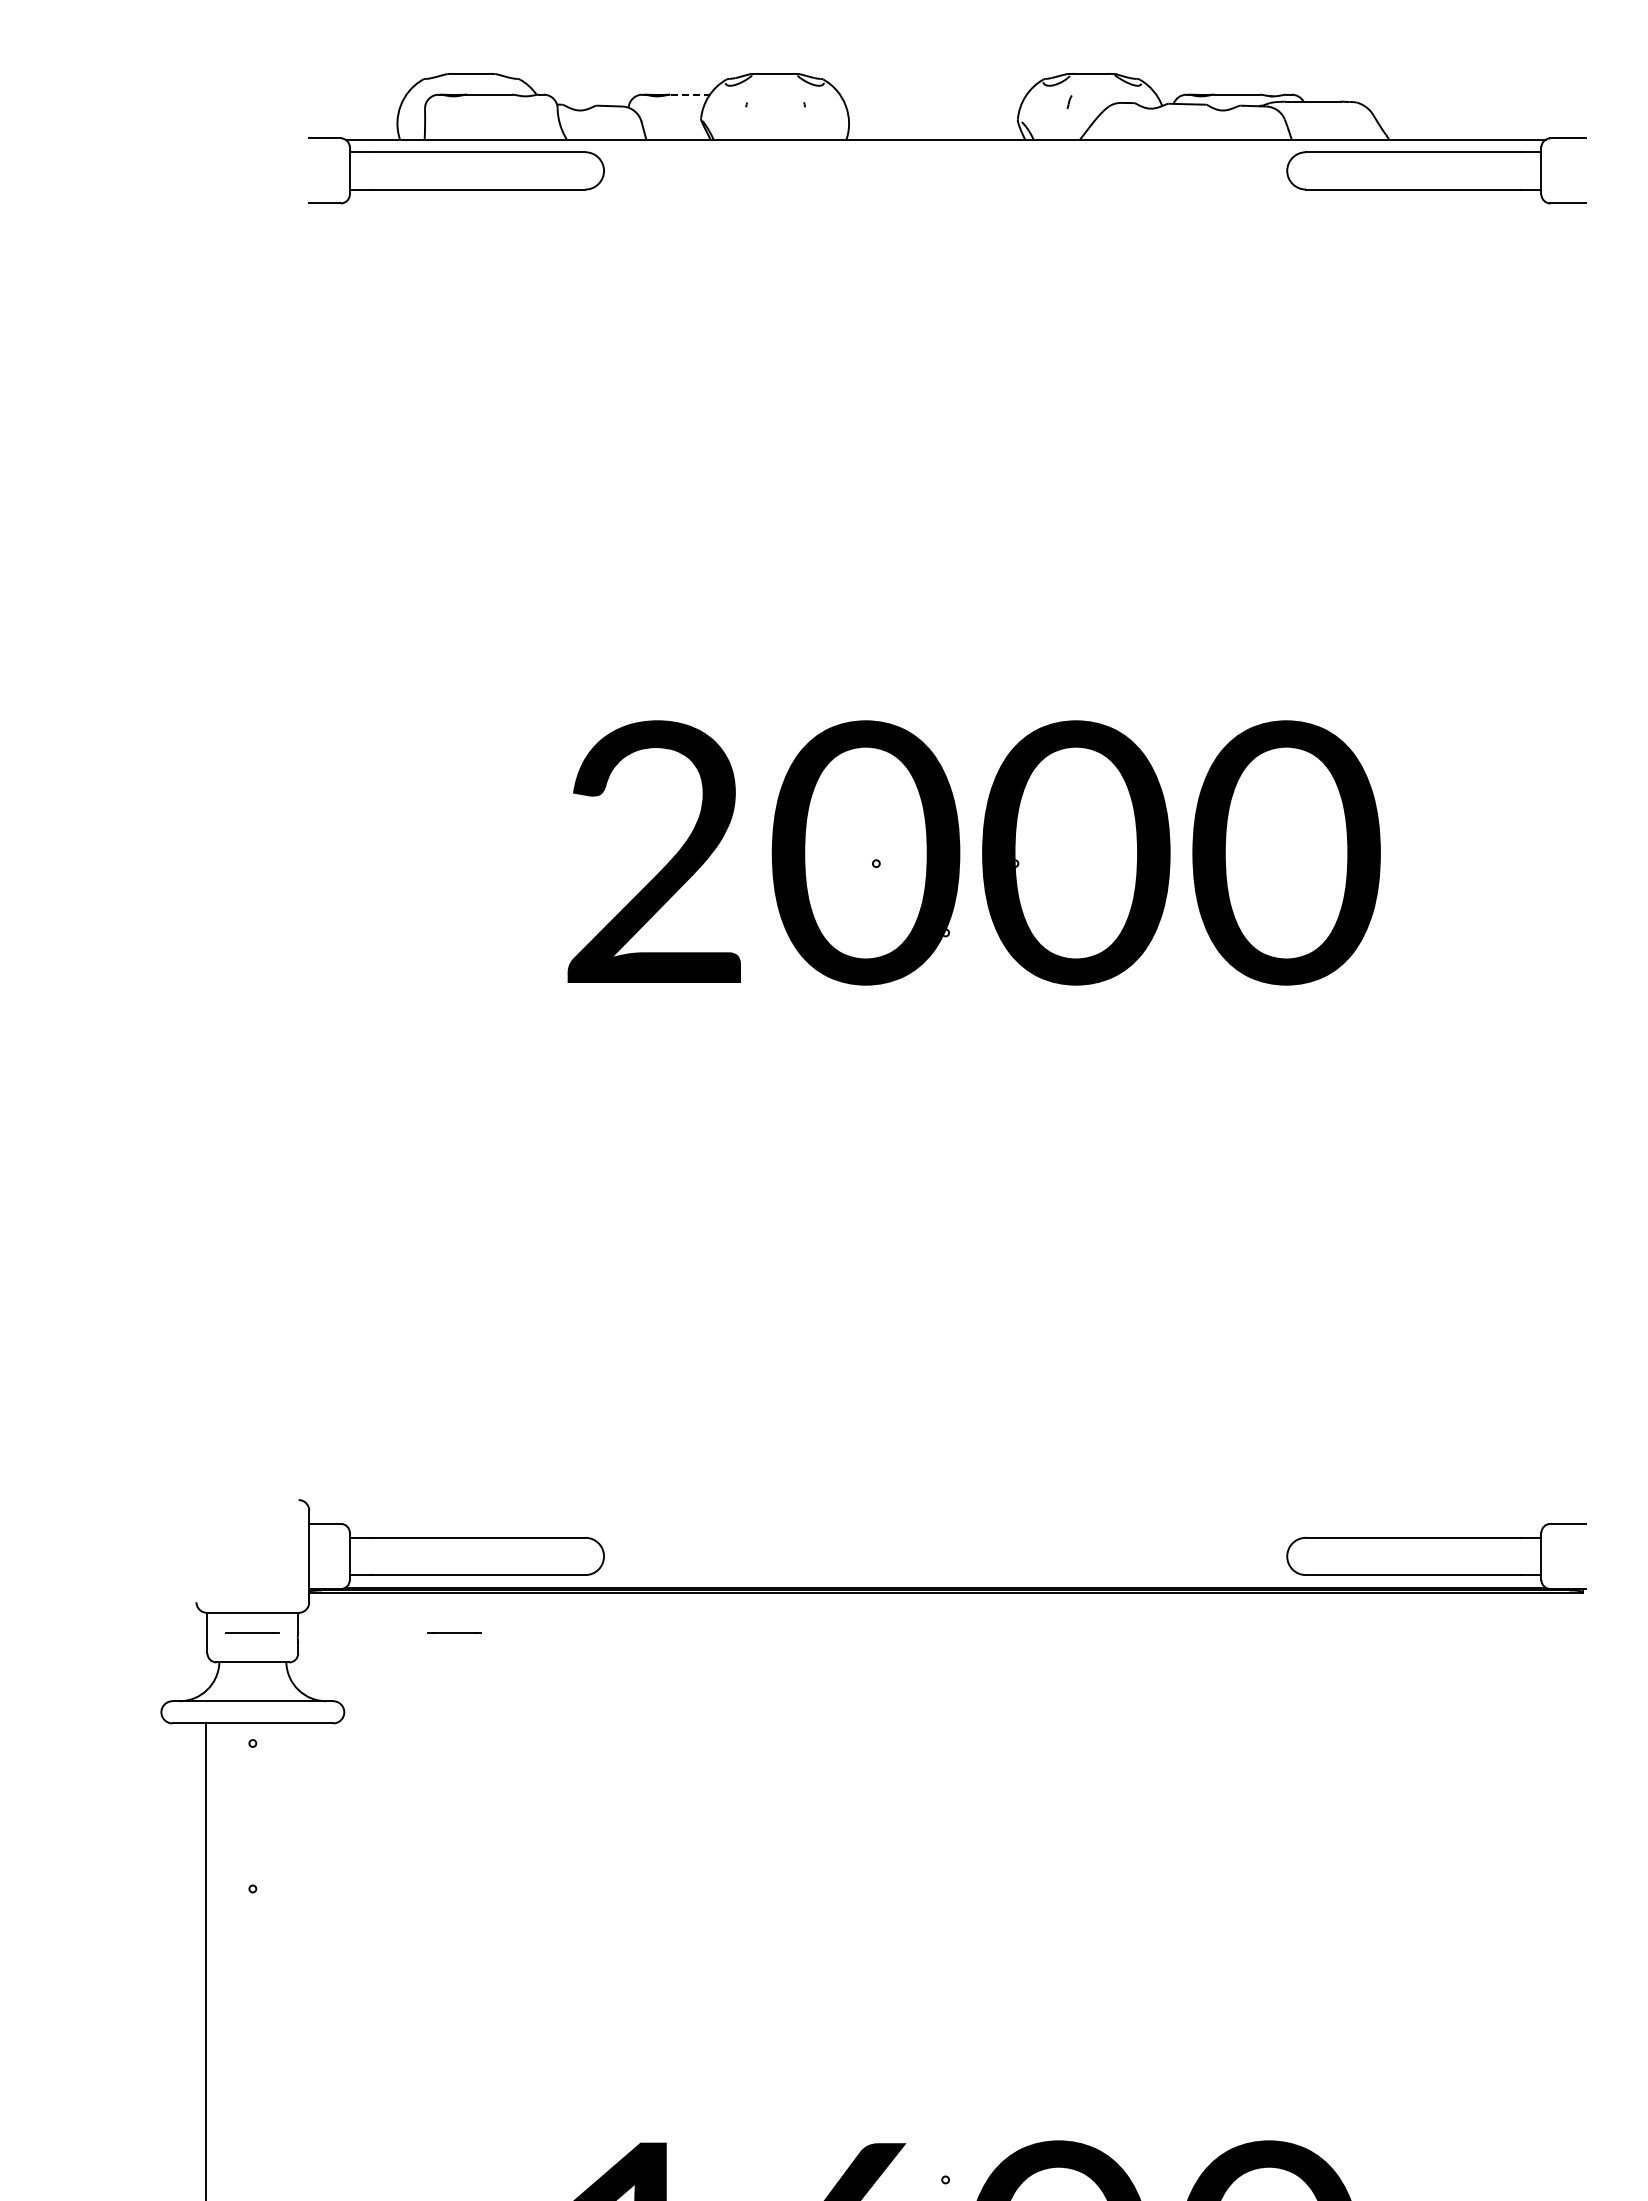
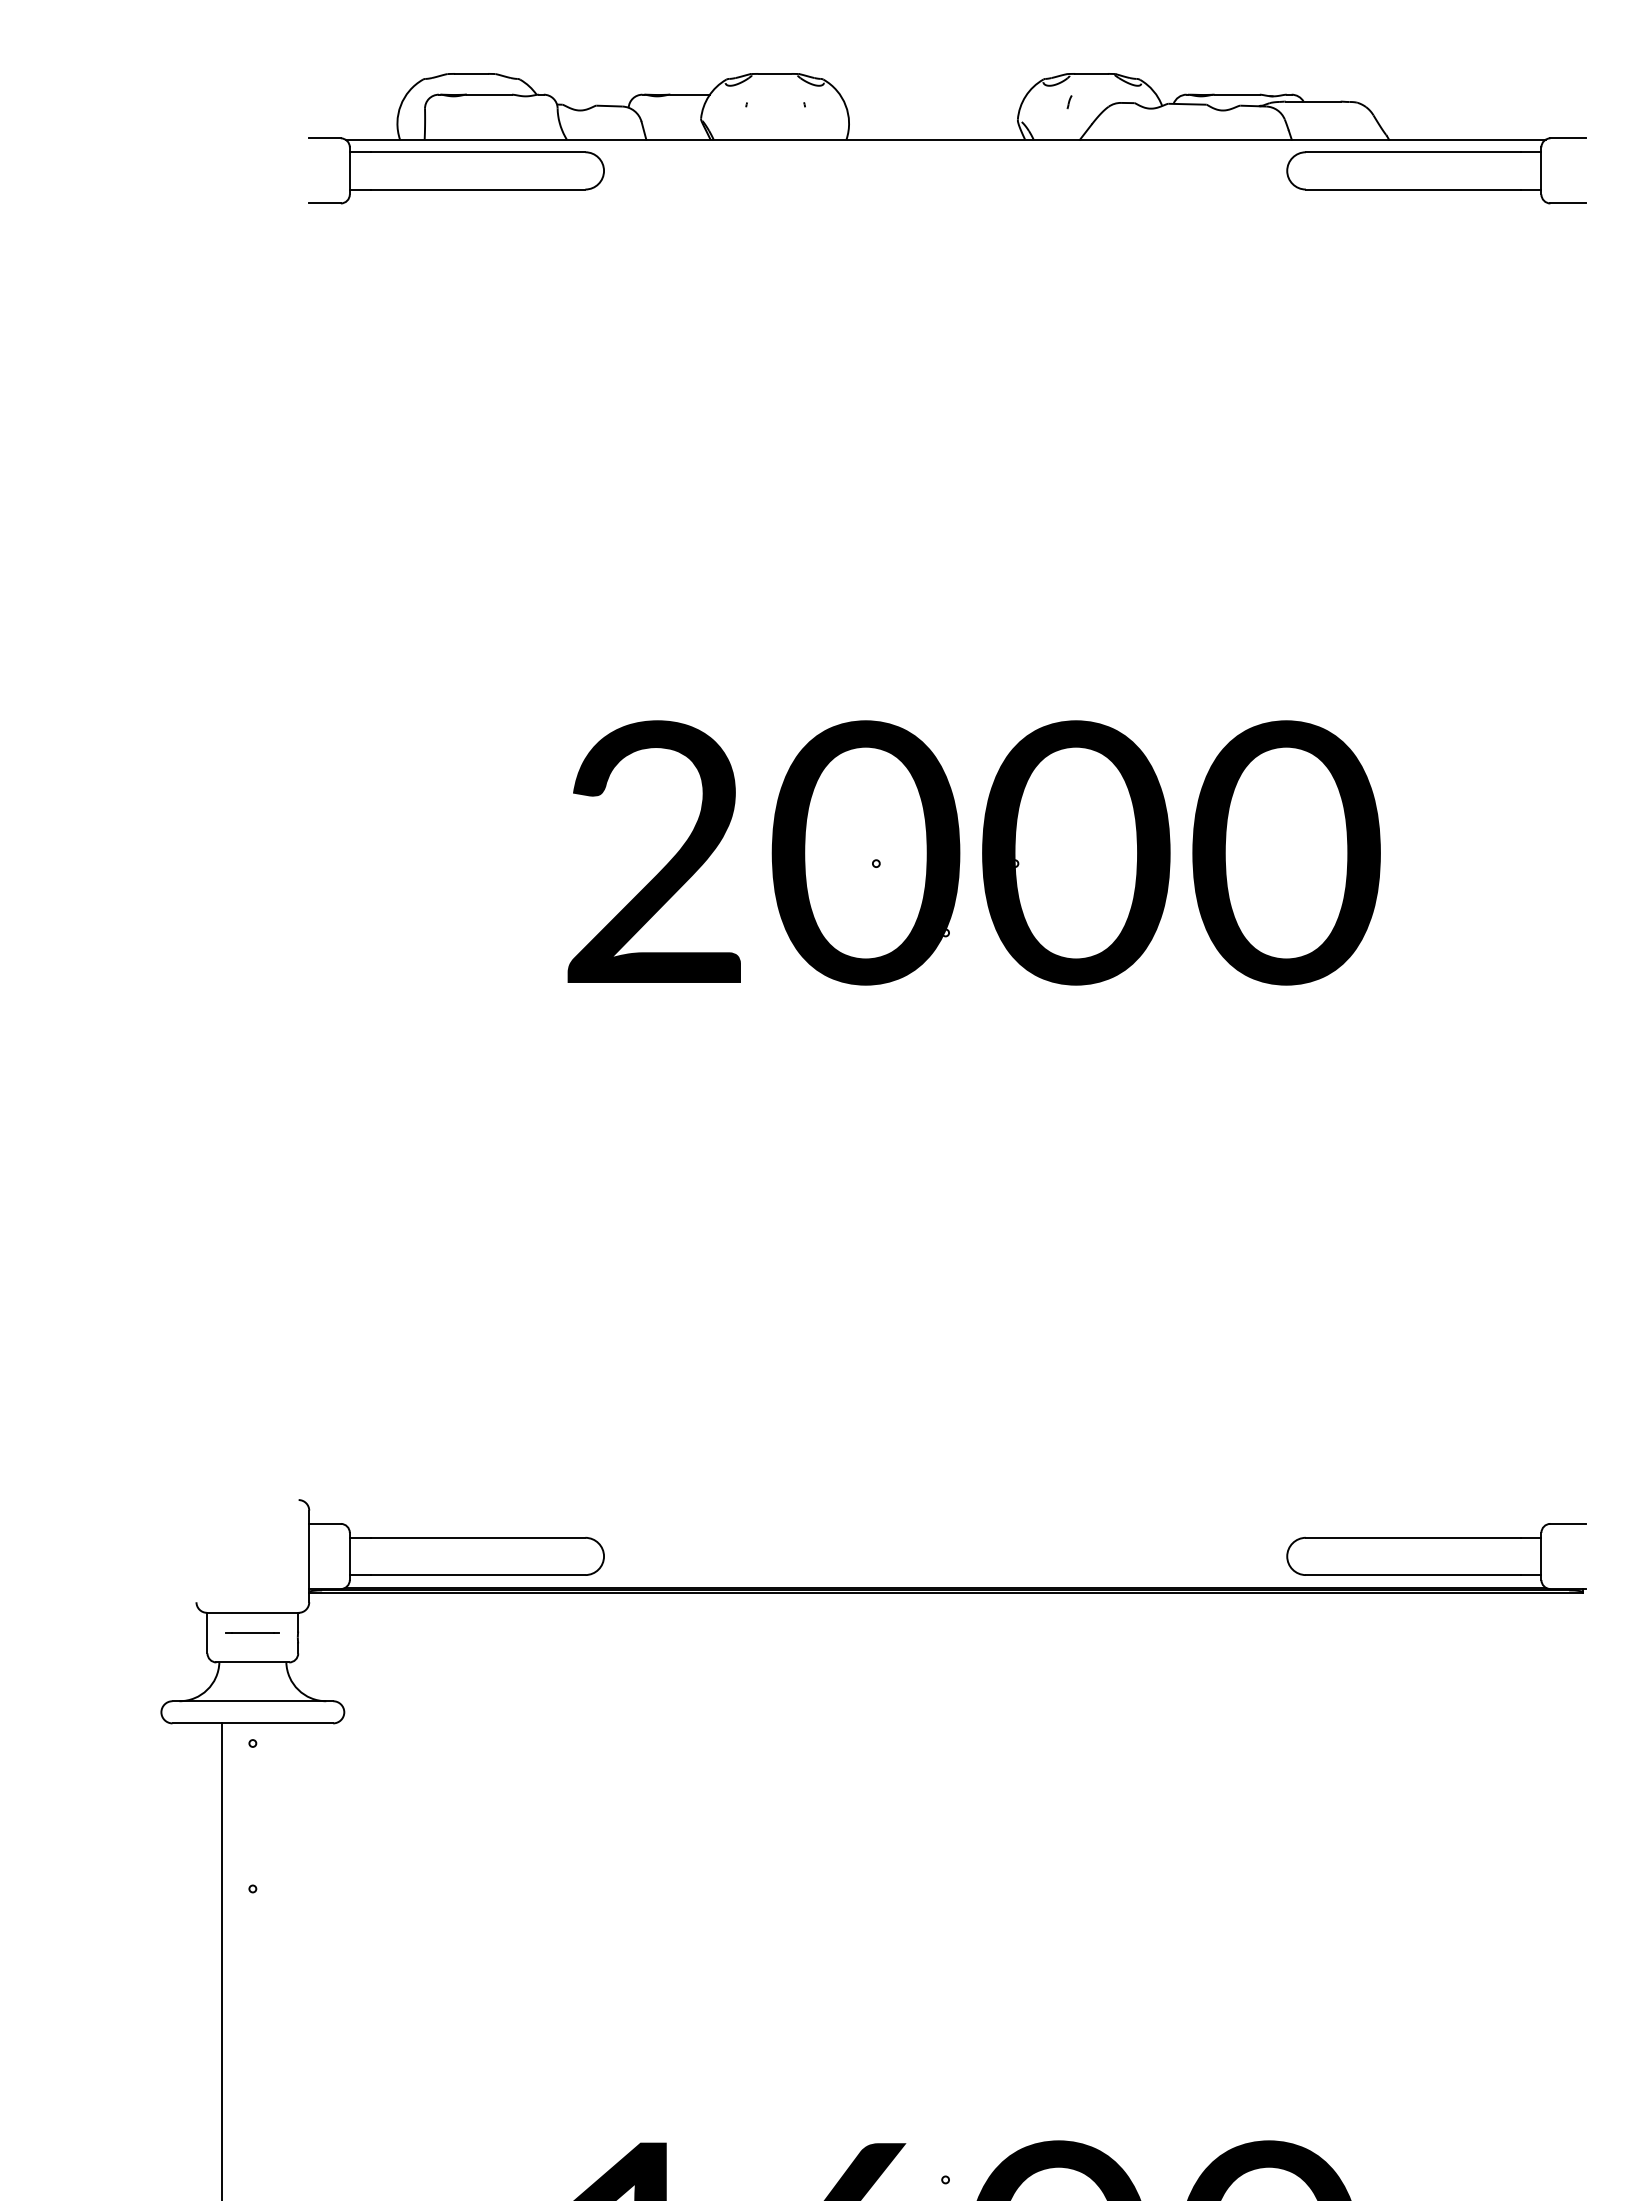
line: dashed -> solid (690, 94)
line: present -> none (454, 1632)
line position: (205, 1960) -> (221, 1960) (221, 1960)
